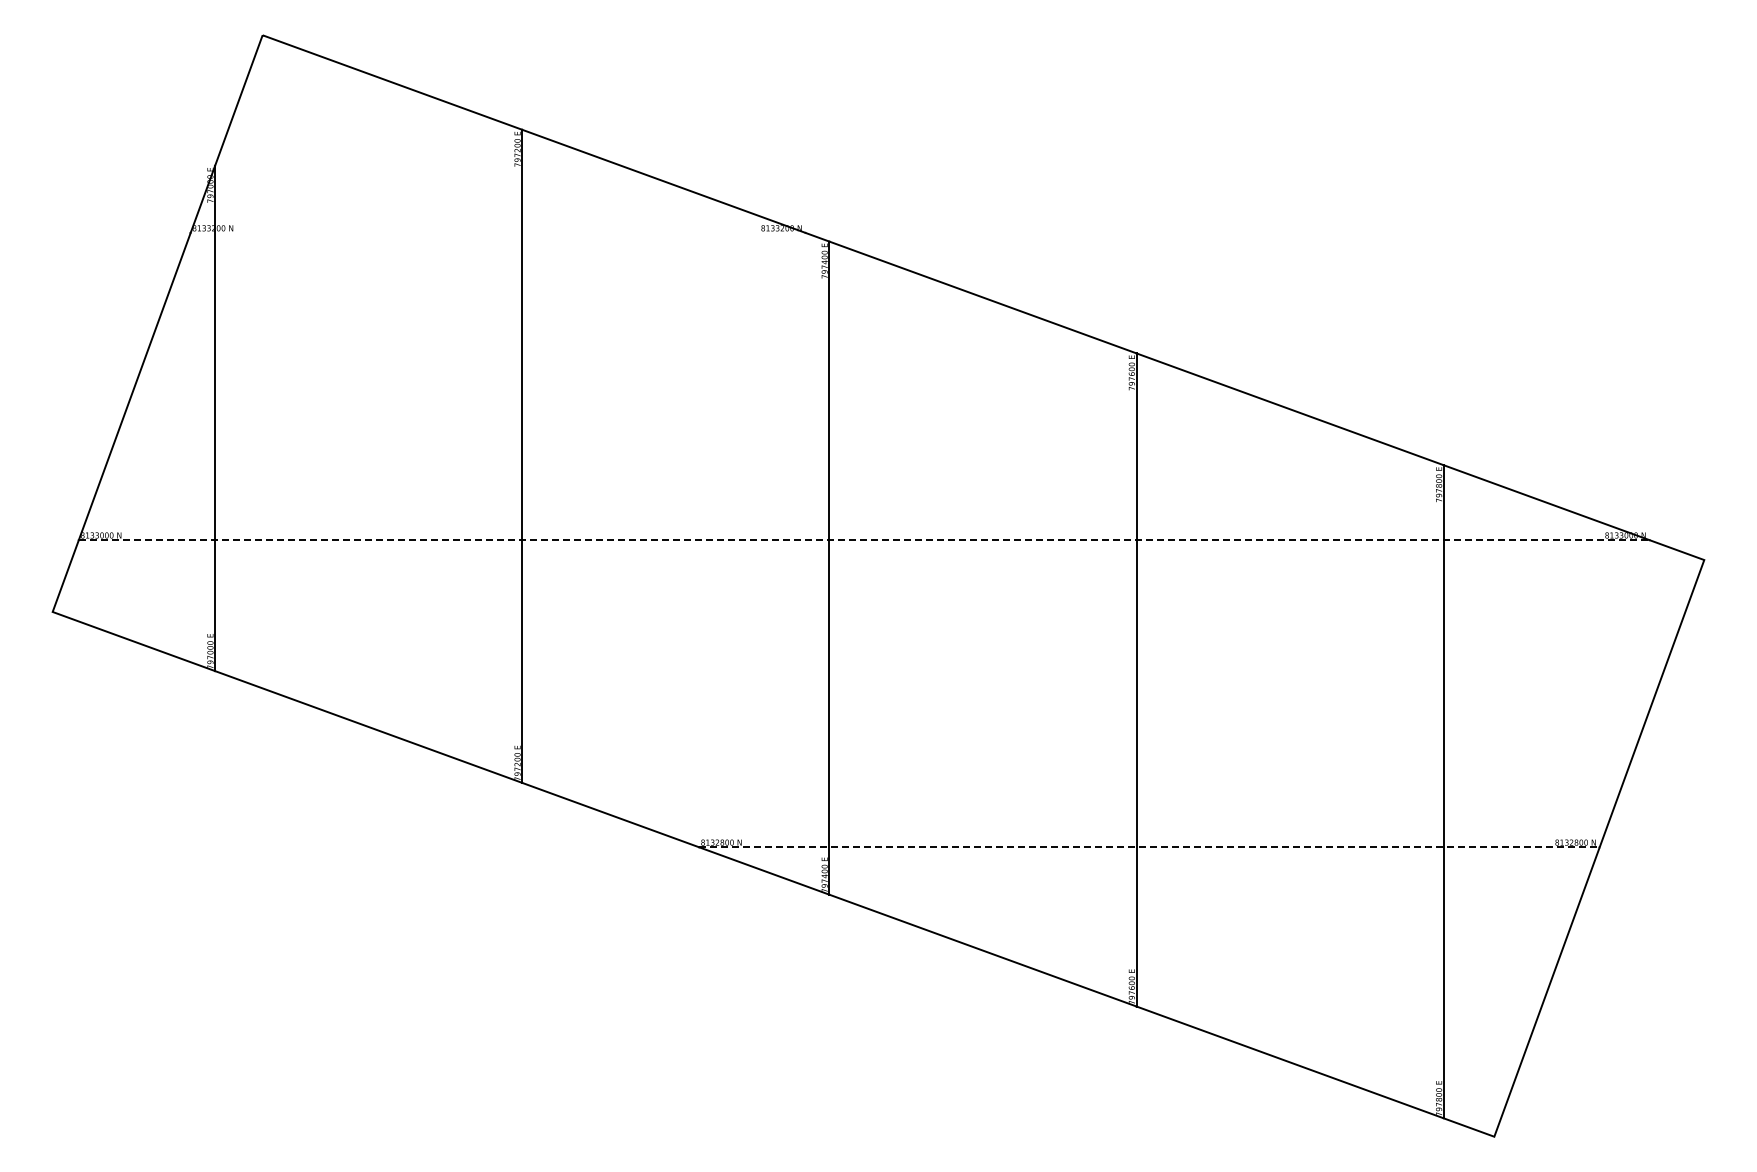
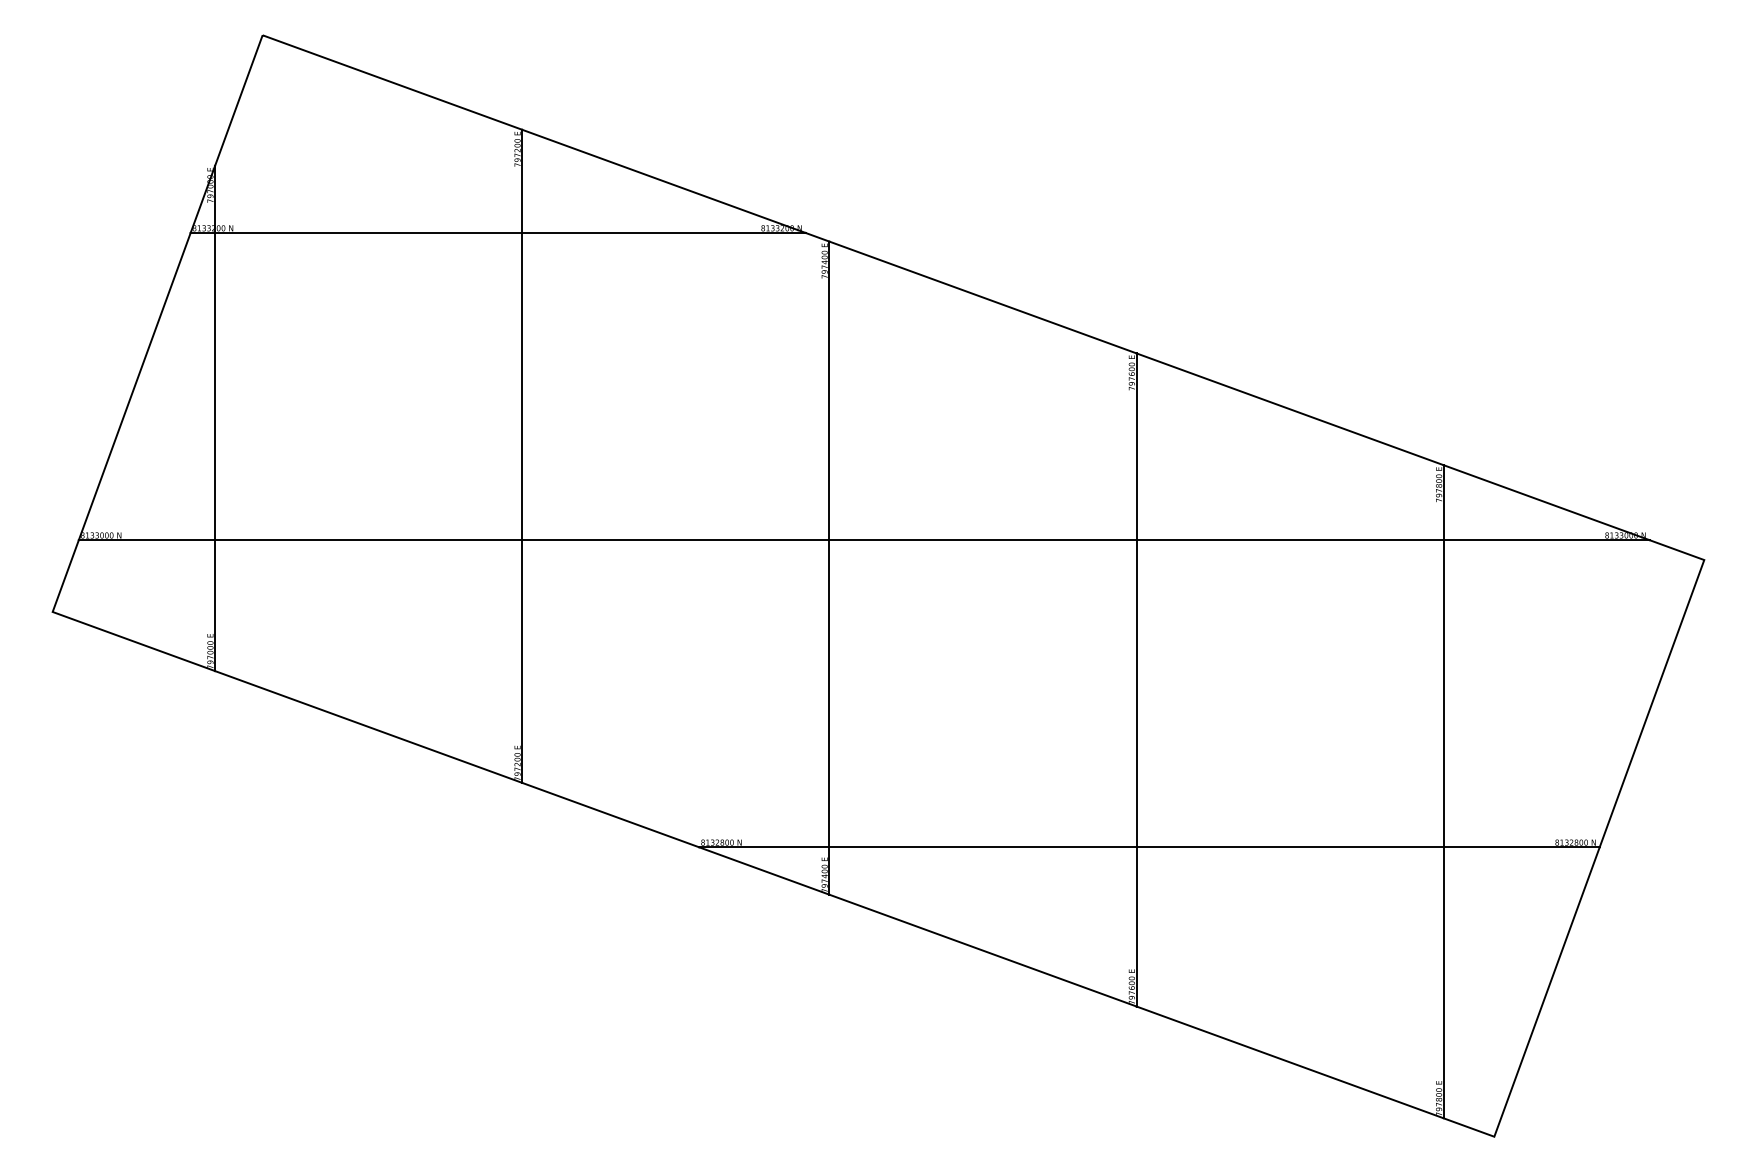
line: none -> present (497, 232)
line: dashed -> solid (864, 540)
line: dashed -> solid (1149, 847)
